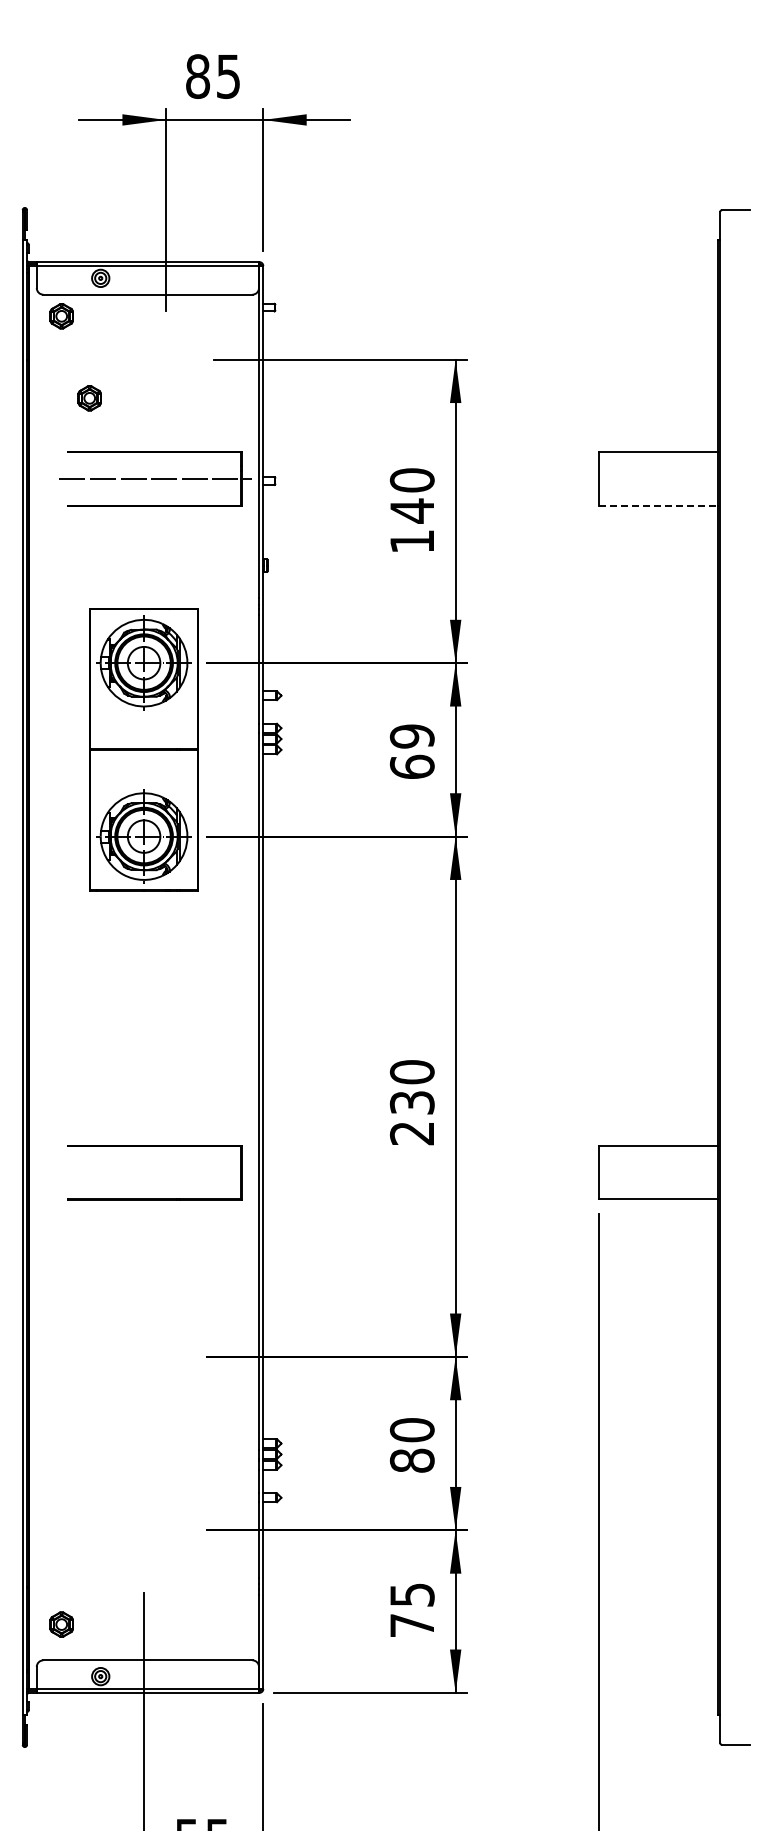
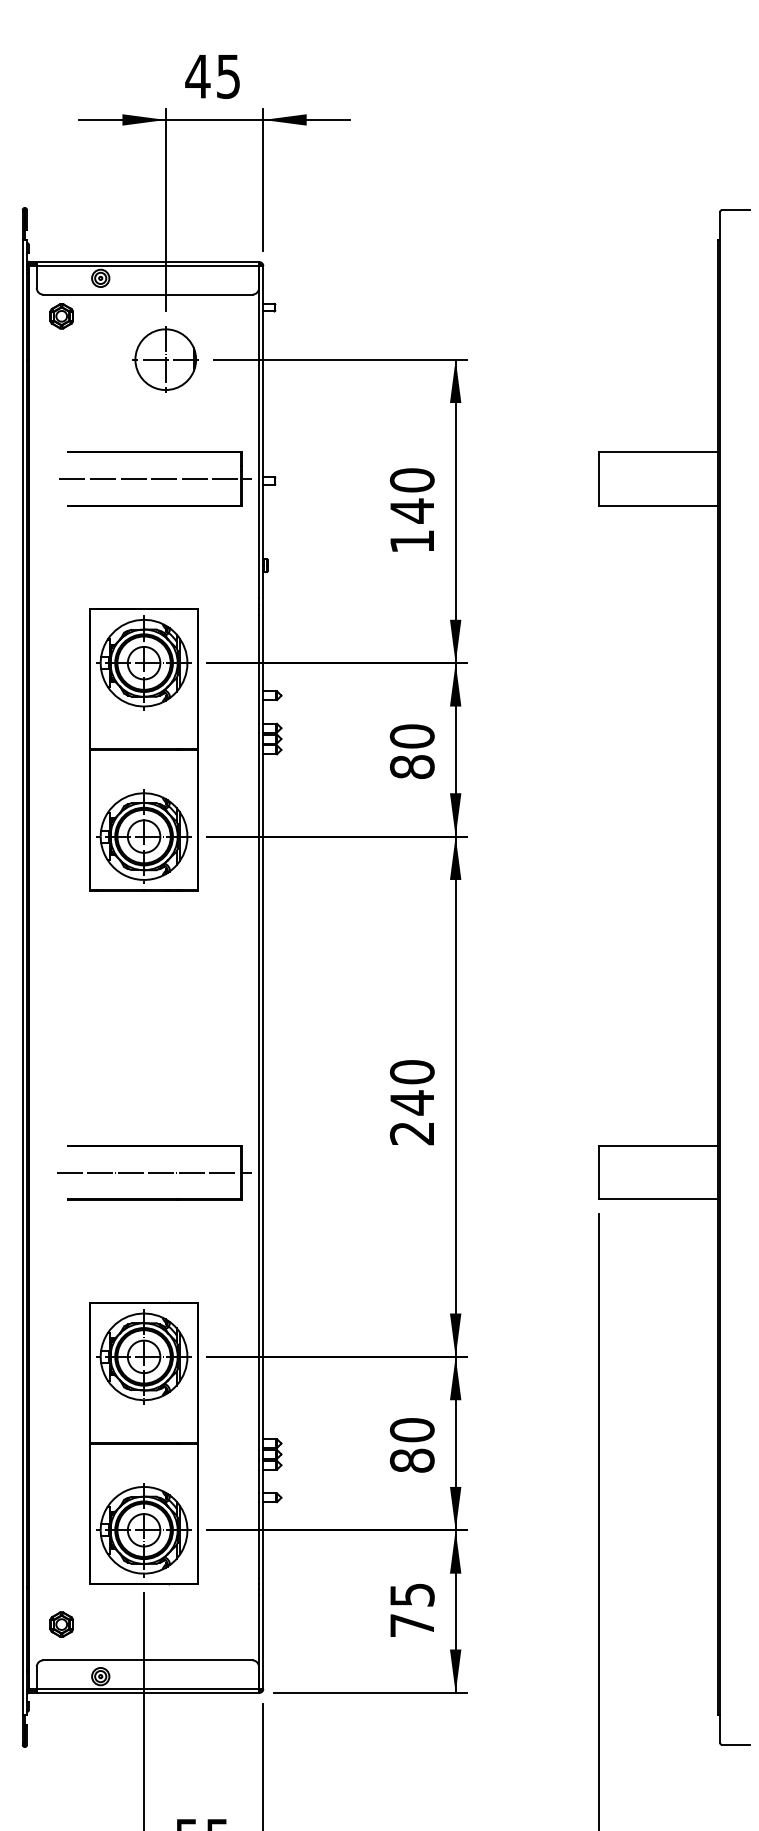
text: 85 -> 45 (197, 76)
part: none -> present (165, 359)
part: present -> none (89, 398)
line: dashed -> solid (658, 505)
text: 69 -> 80 (411, 751)
text: 230 -> 240 (411, 1102)
line: none -> present (153, 1172)
part: none -> present (143, 1443)
